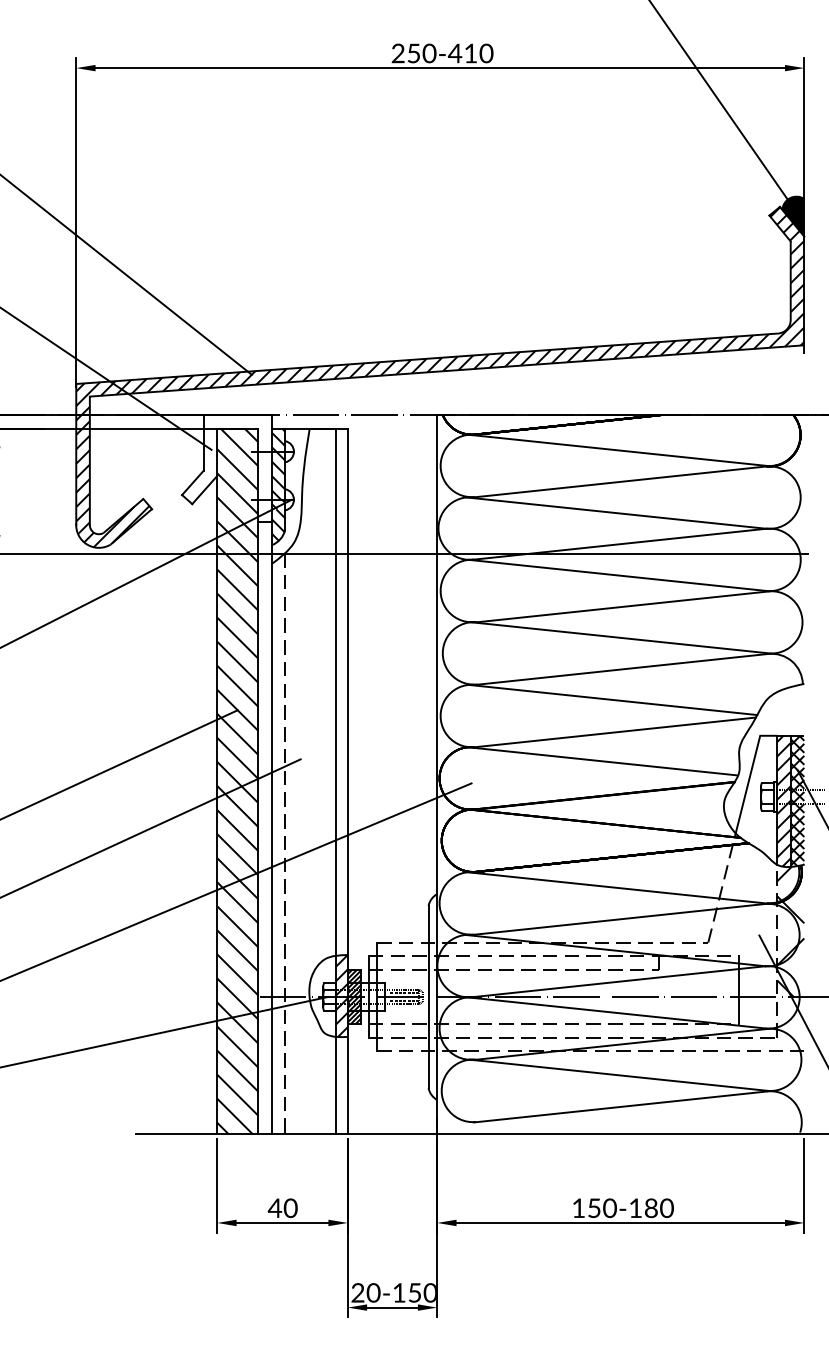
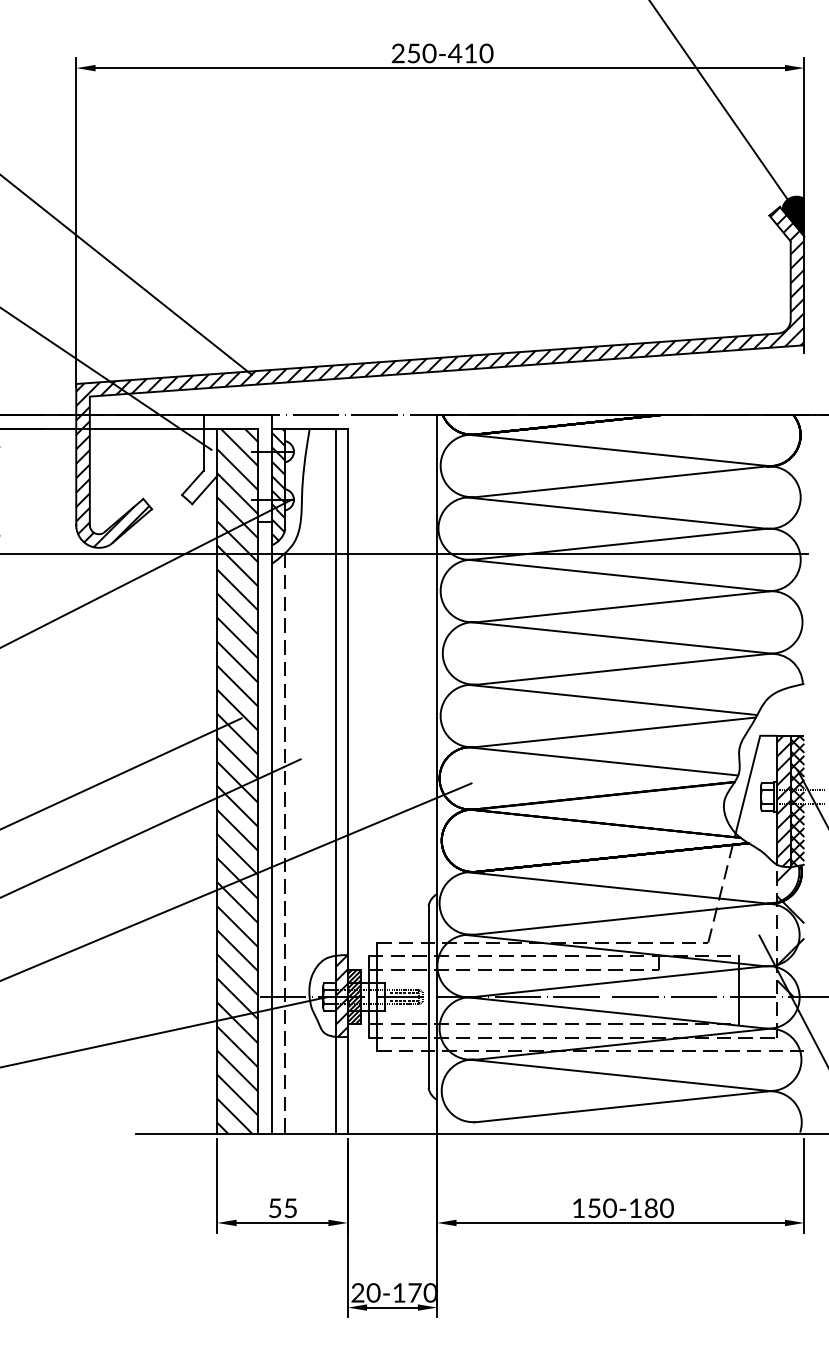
line position: (119, 764) -> (121, 773) (121, 773)
text: 40 -> 55 (282, 1208)
text: 20-150 -> 20-170 (414, 1292)
